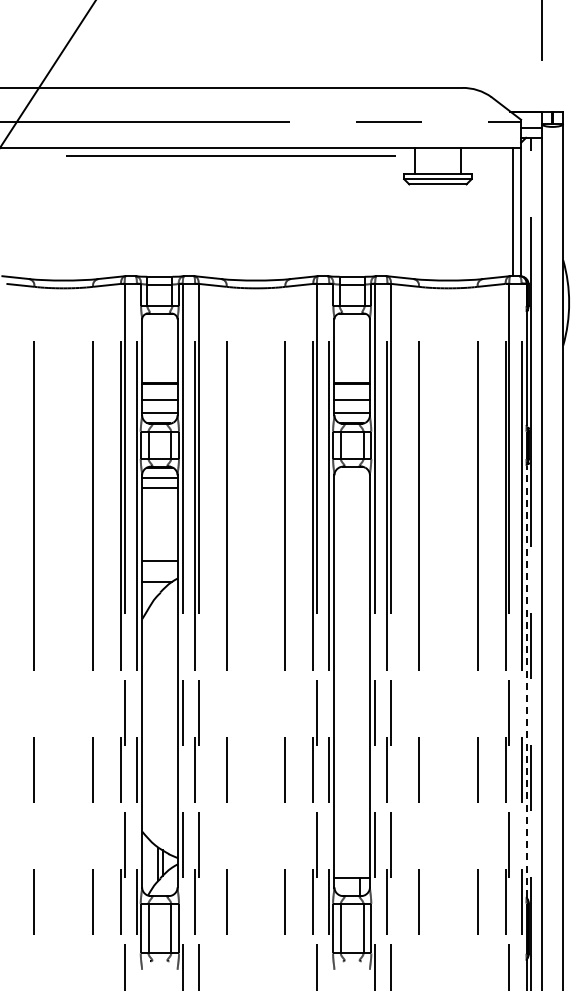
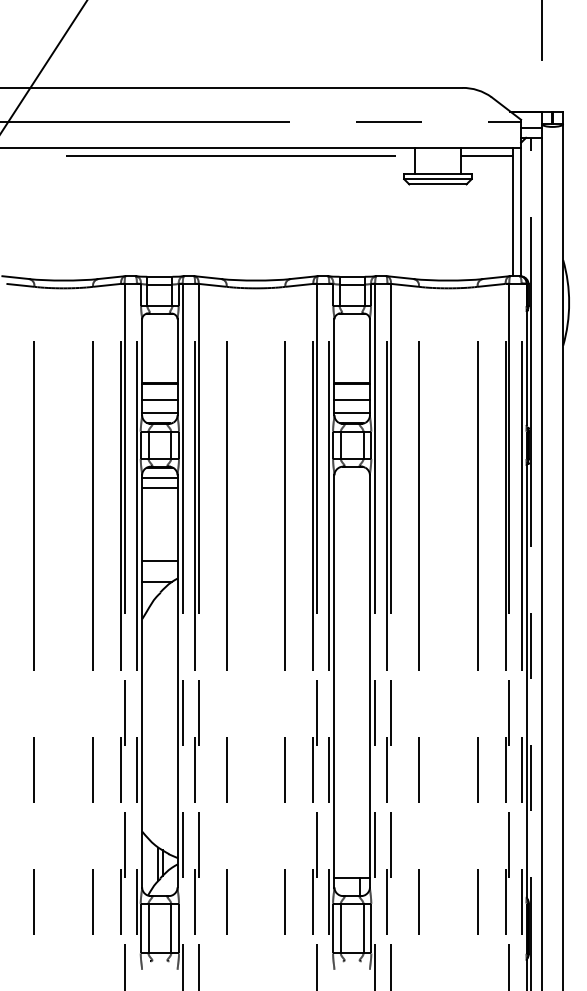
line position: (48, 73) -> (44, 66) (44, 66)
line: none -> present (487, 156)
line: dashed -> solid (526, 681)
